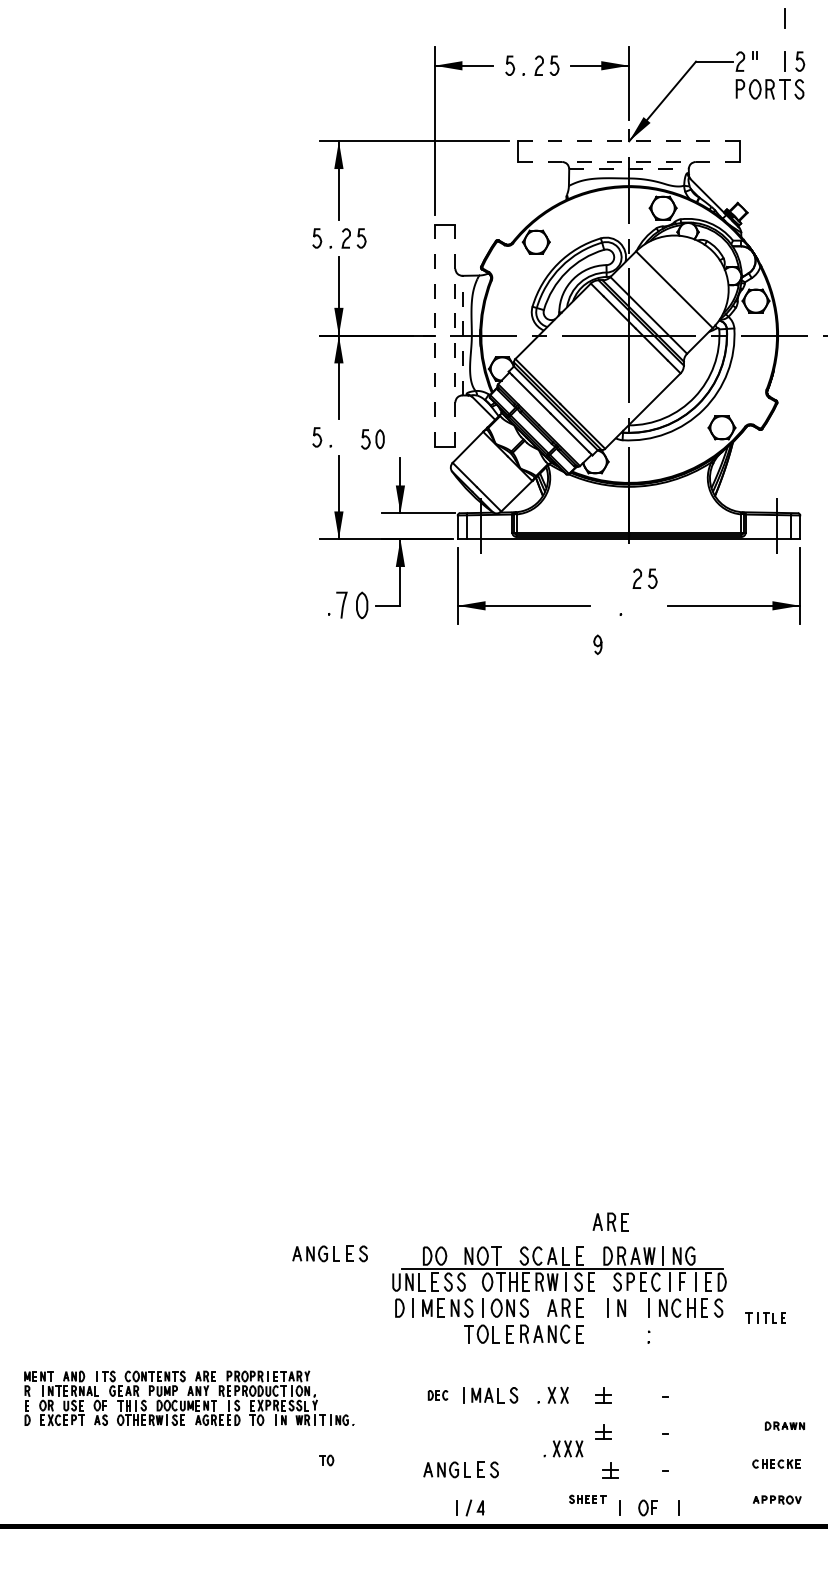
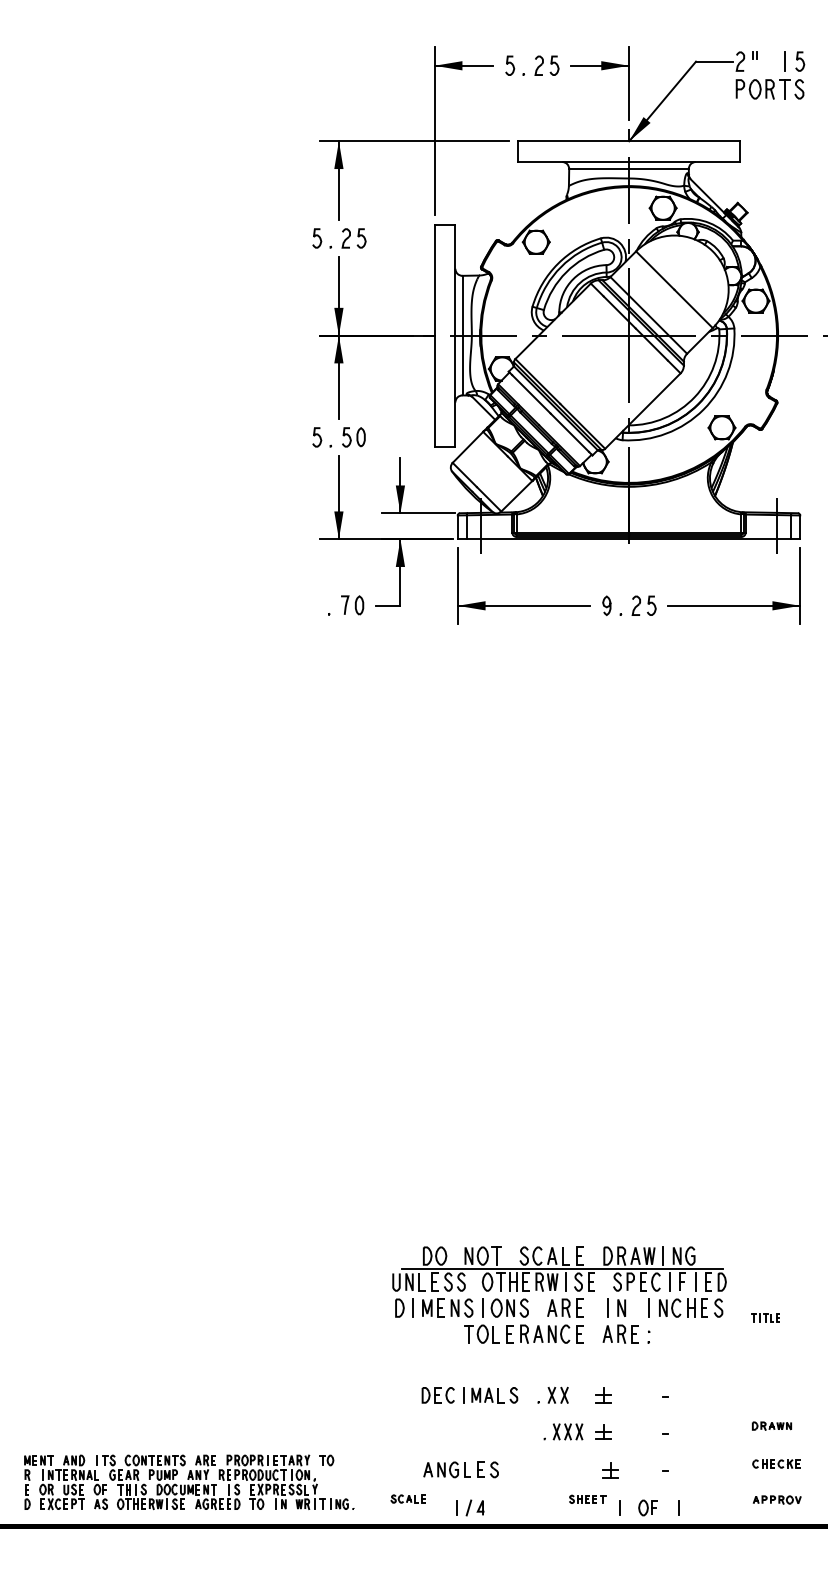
line: present -> none (784, 18)
line: dashed -> solid (629, 141)
line: dashed -> solid (629, 162)
line: dashed -> solid (629, 169)
line: dashed -> solid (434, 335)
line: dashed -> solid (462, 335)
line: dashed -> solid (455, 336)
part position: (372, 439) -> (353, 437) (353, 437)
part position: (644, 578) -> (643, 605) (643, 605)
part size: 33x28 px -> 24x21 px (352, 605)
curve position: (596, 644) -> (605, 605) (605, 605)
part position: (610, 1221) -> (620, 1333) (620, 1333)
part: present -> none (329, 1253)
part size: 41x12 px -> 29x10 px (765, 1317)
part size: 22x11 px -> 34x17 px (437, 1395)
part position: (189, 1398) -> (189, 1482) (189, 1482)
part position: (785, 1425) -> (772, 1425) (772, 1425)
part position: (563, 1448) -> (563, 1431) (563, 1431)
part: none -> present (407, 1498)
